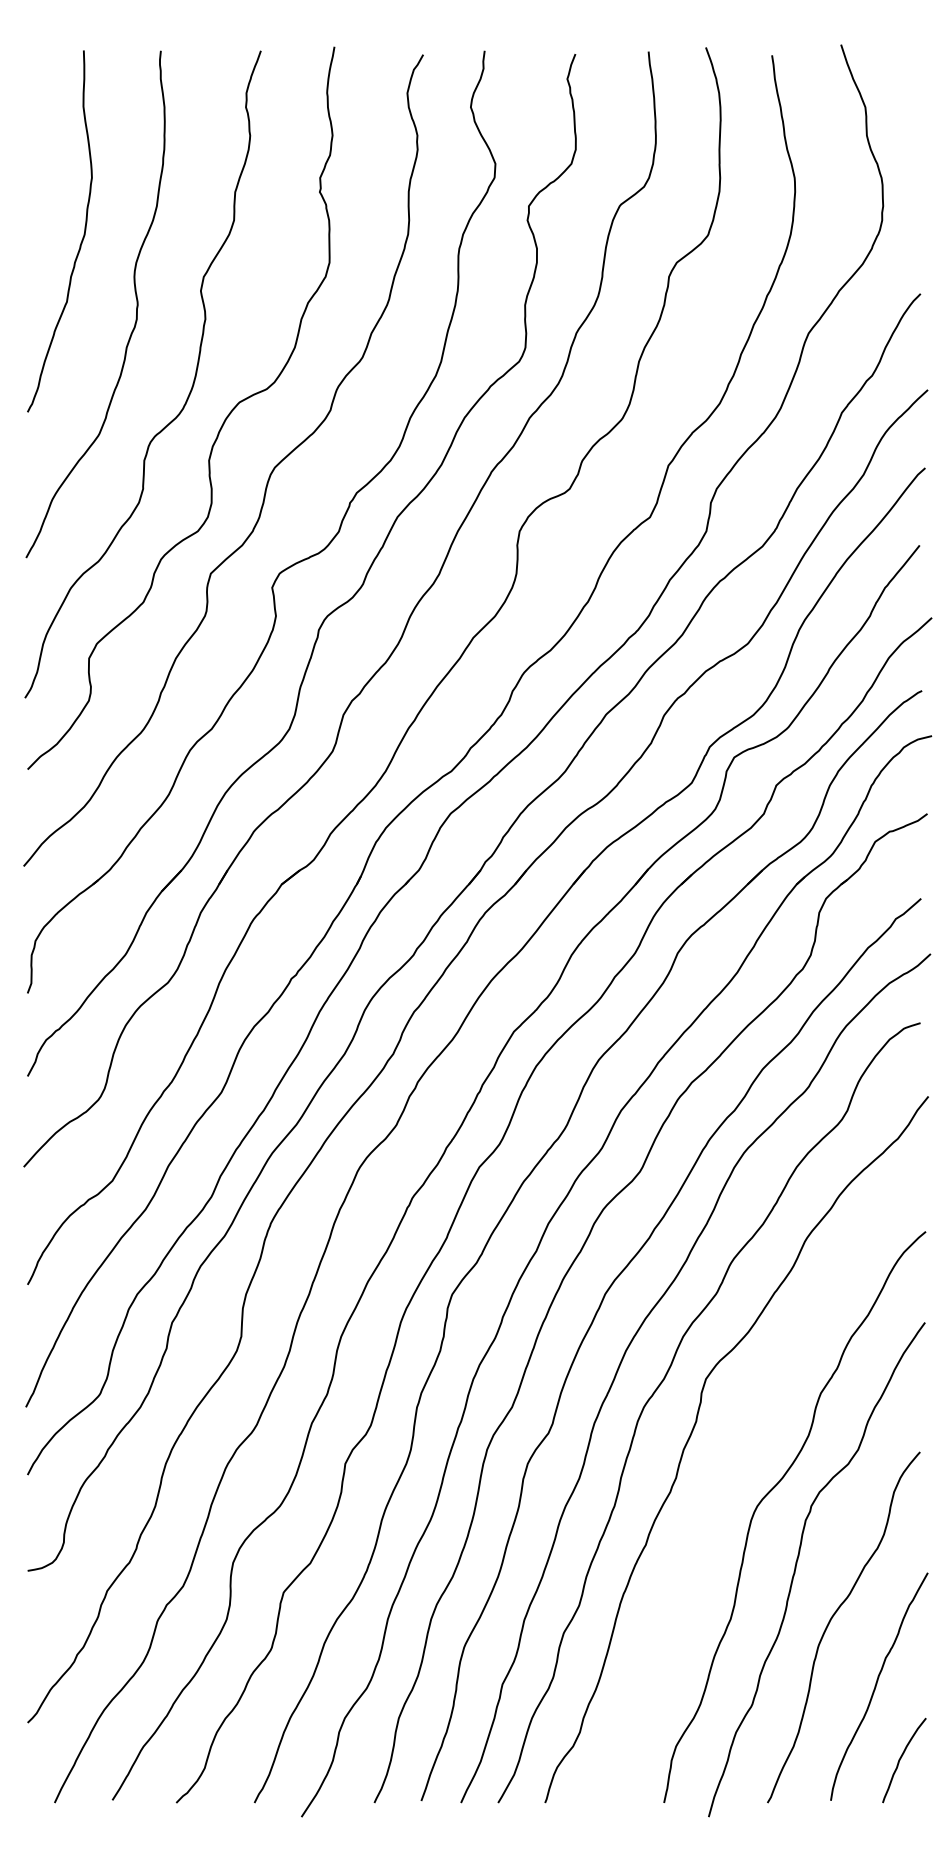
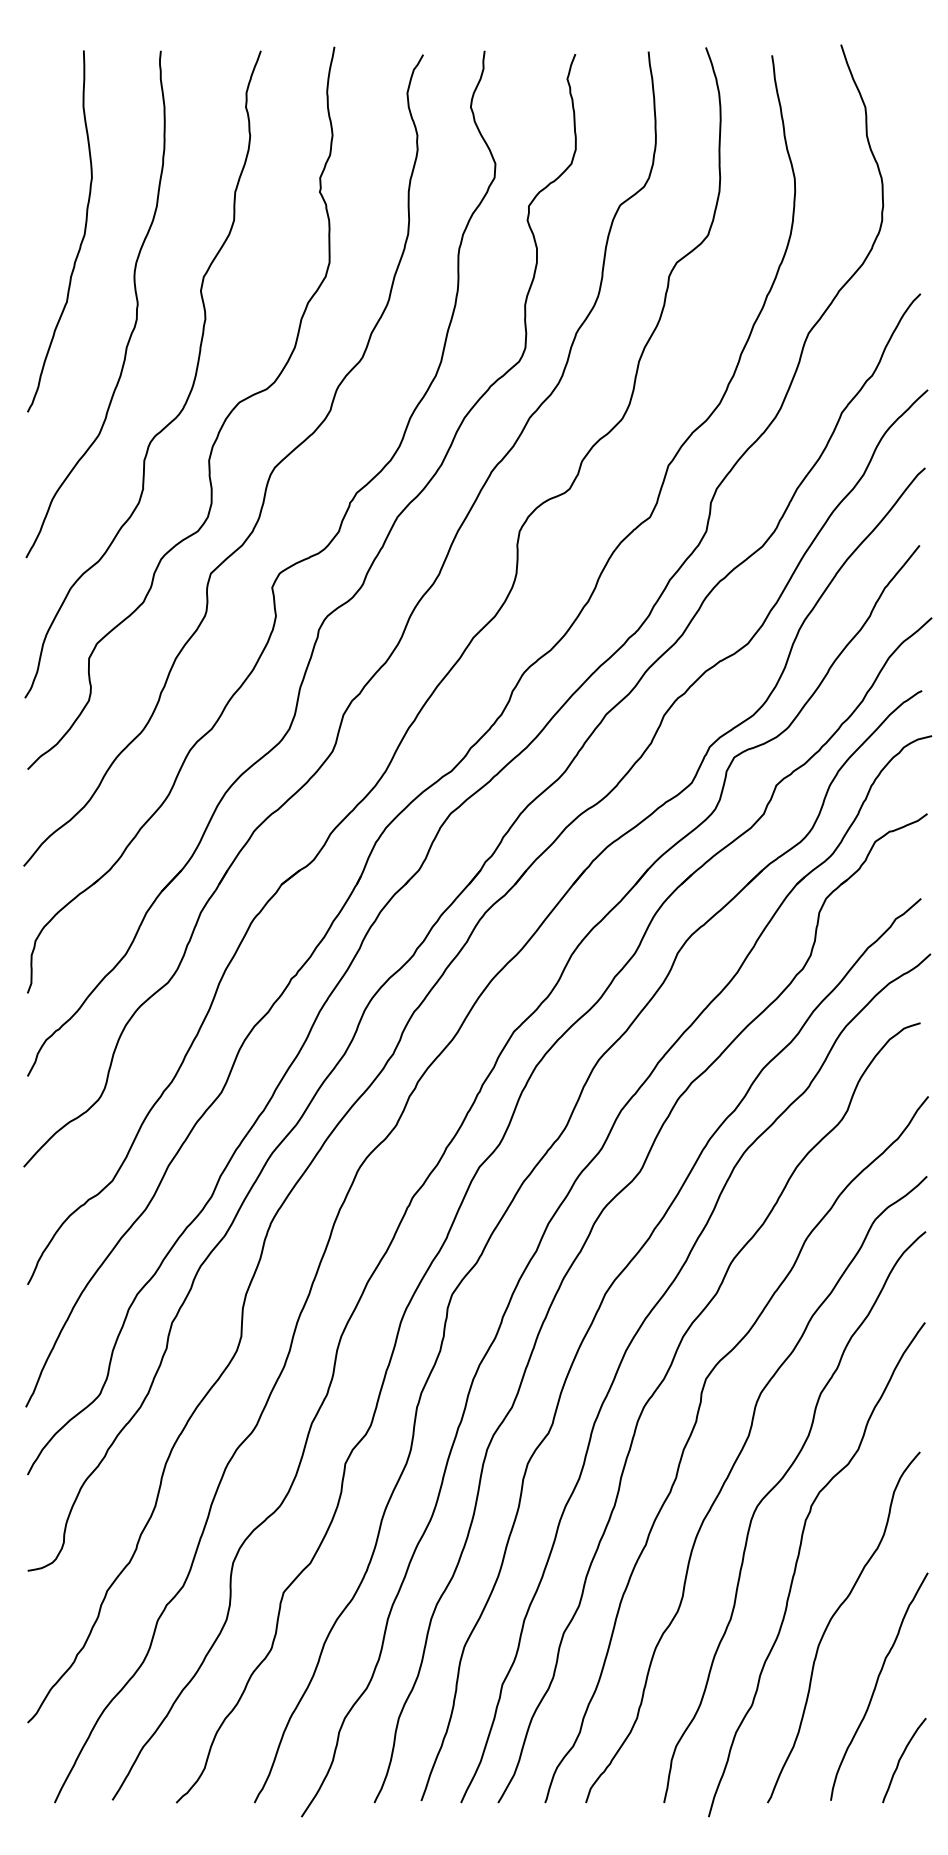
curve: none -> present (729, 1476)
